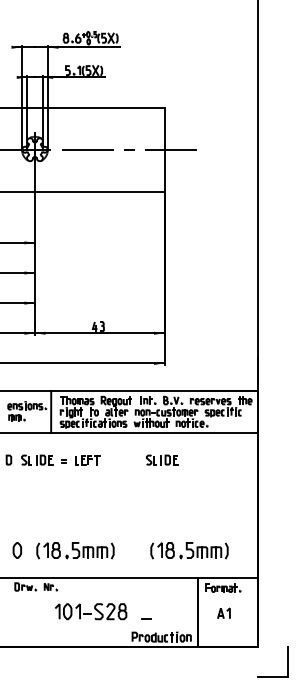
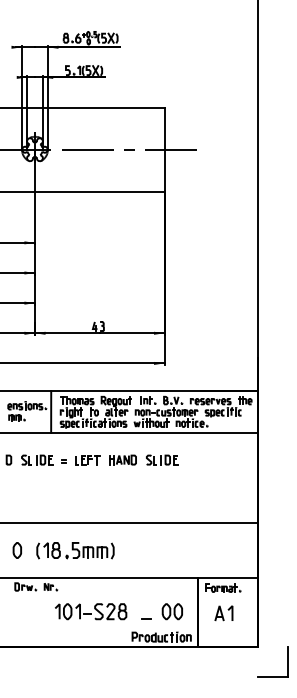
part: none -> present (122, 459)
line: none -> present (129, 523)
part: present -> none (189, 550)
part: none -> present (171, 611)
part size: 14x12 px -> 20x17 px (223, 613)
